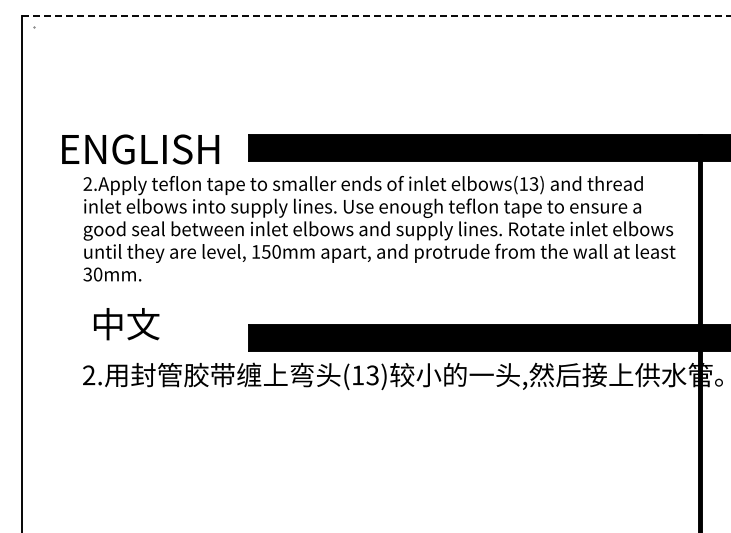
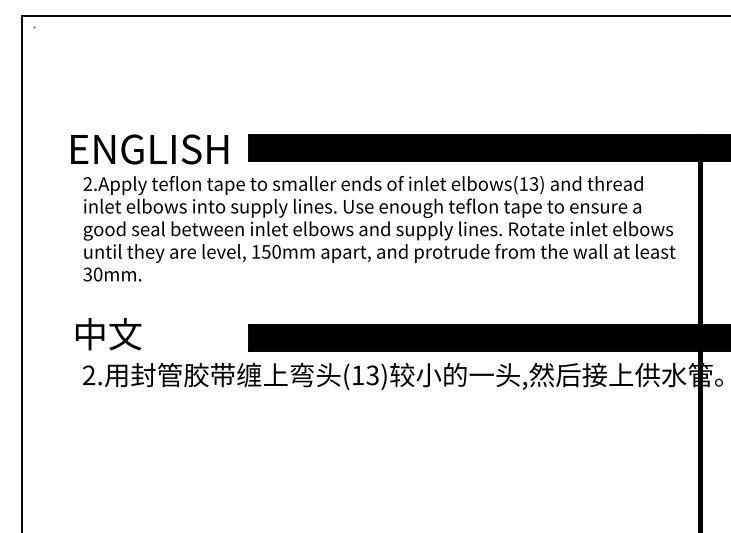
line: dashed -> solid (376, 15)
text position: (140, 149) -> (149, 149) (149, 149)
text position: (126, 324) -> (108, 334) (108, 334)
